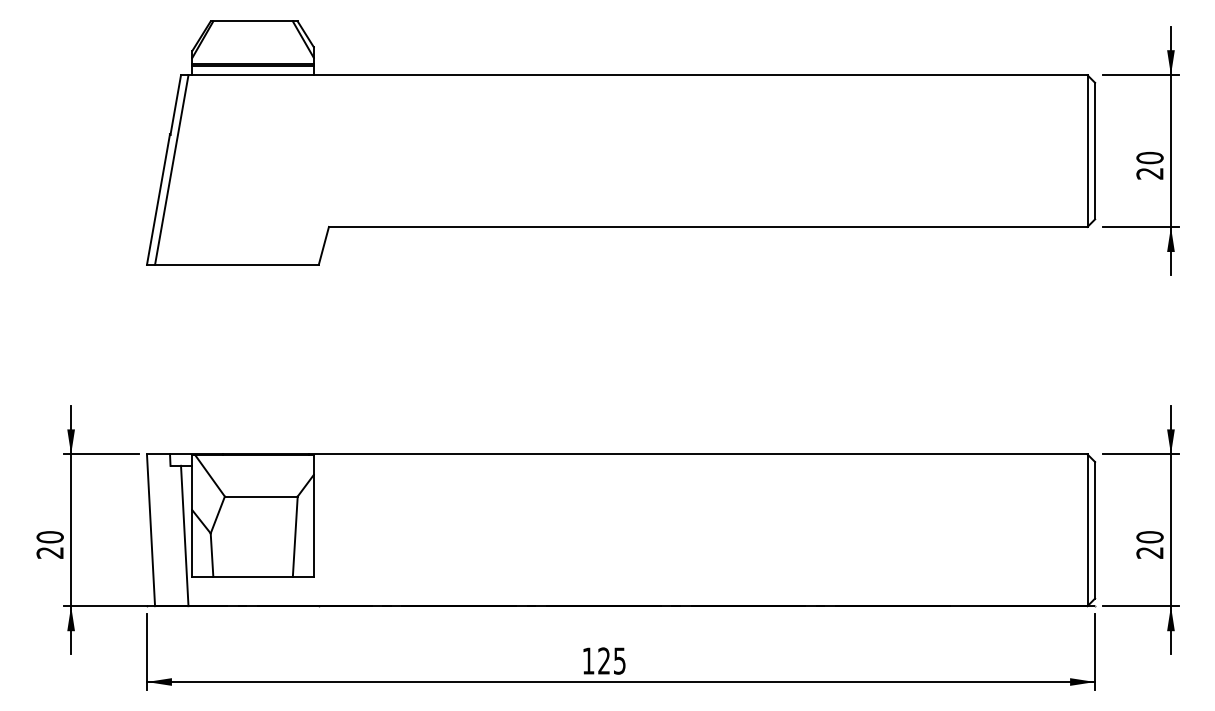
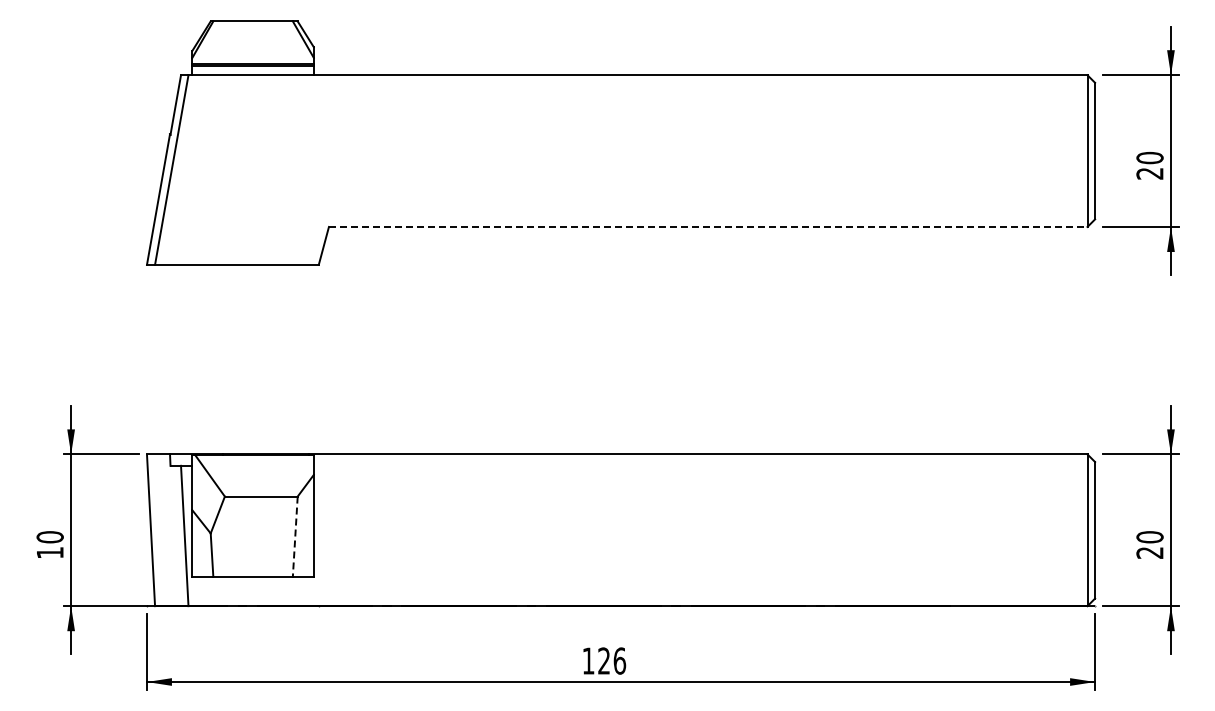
line: solid -> dashed (708, 226)
line: solid -> dashed (295, 537)
text: 20 -> 10 (49, 552)
text: 125 -> 126 (619, 660)
